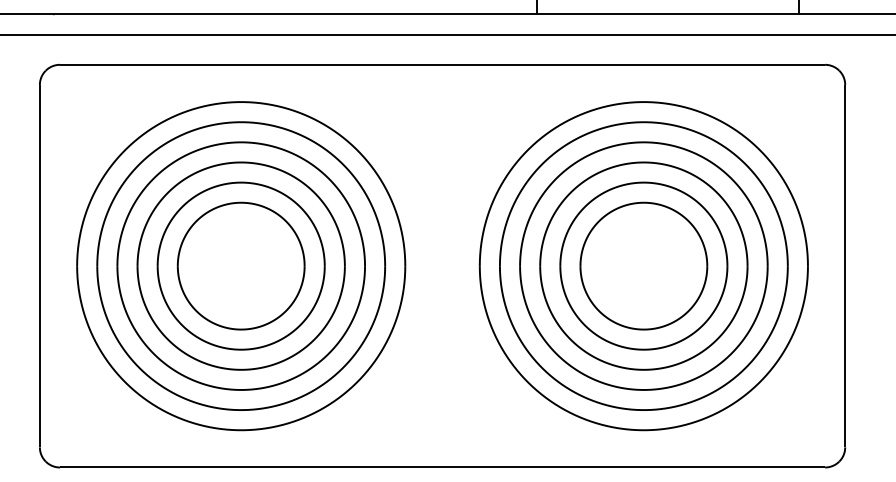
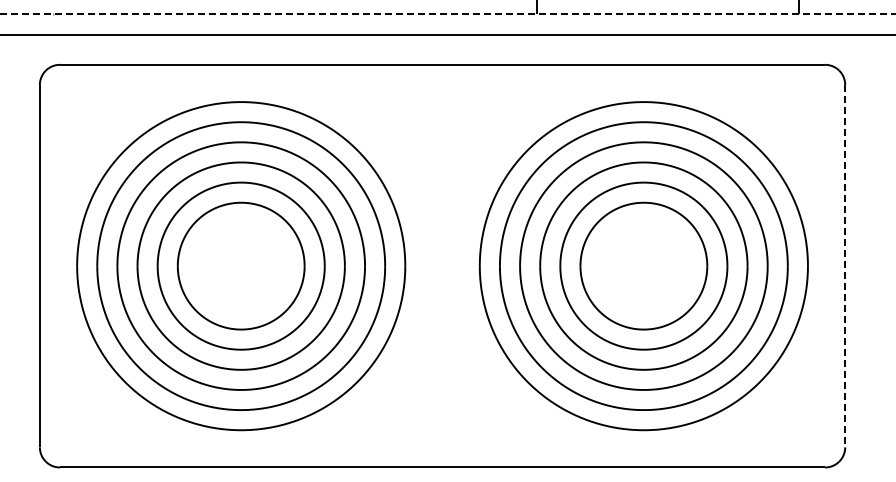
line: solid -> dashed (448, 14)
line: solid -> dashed (845, 266)
